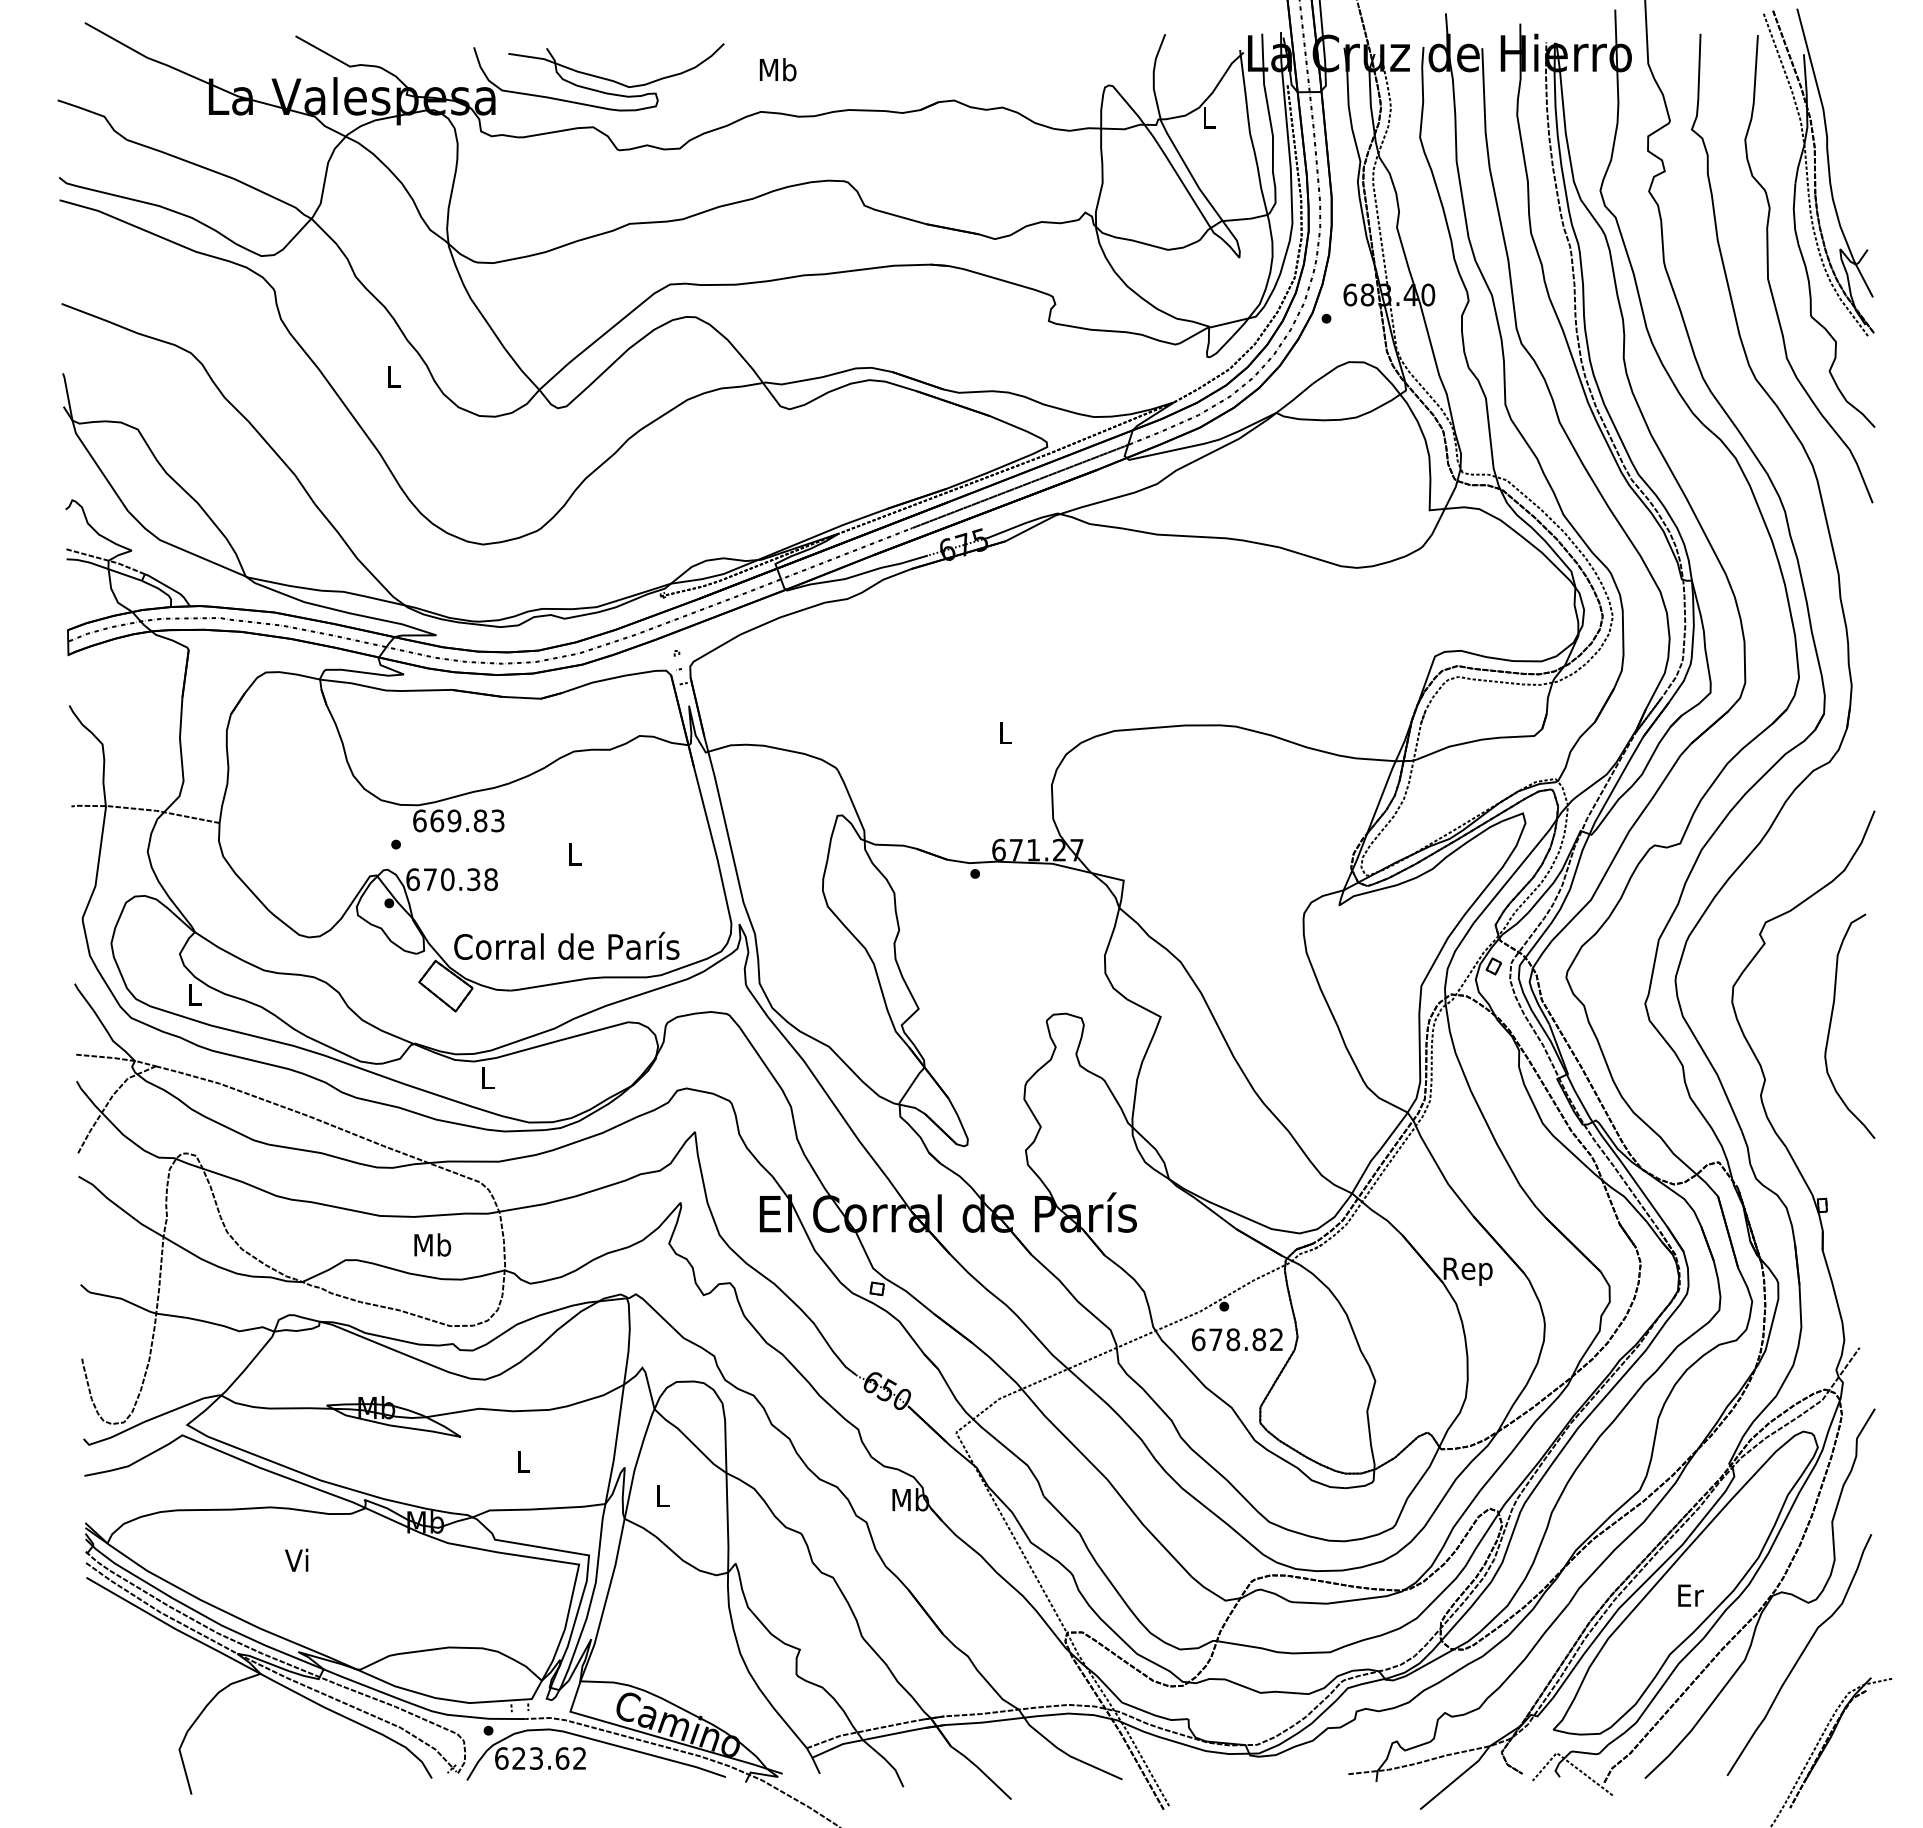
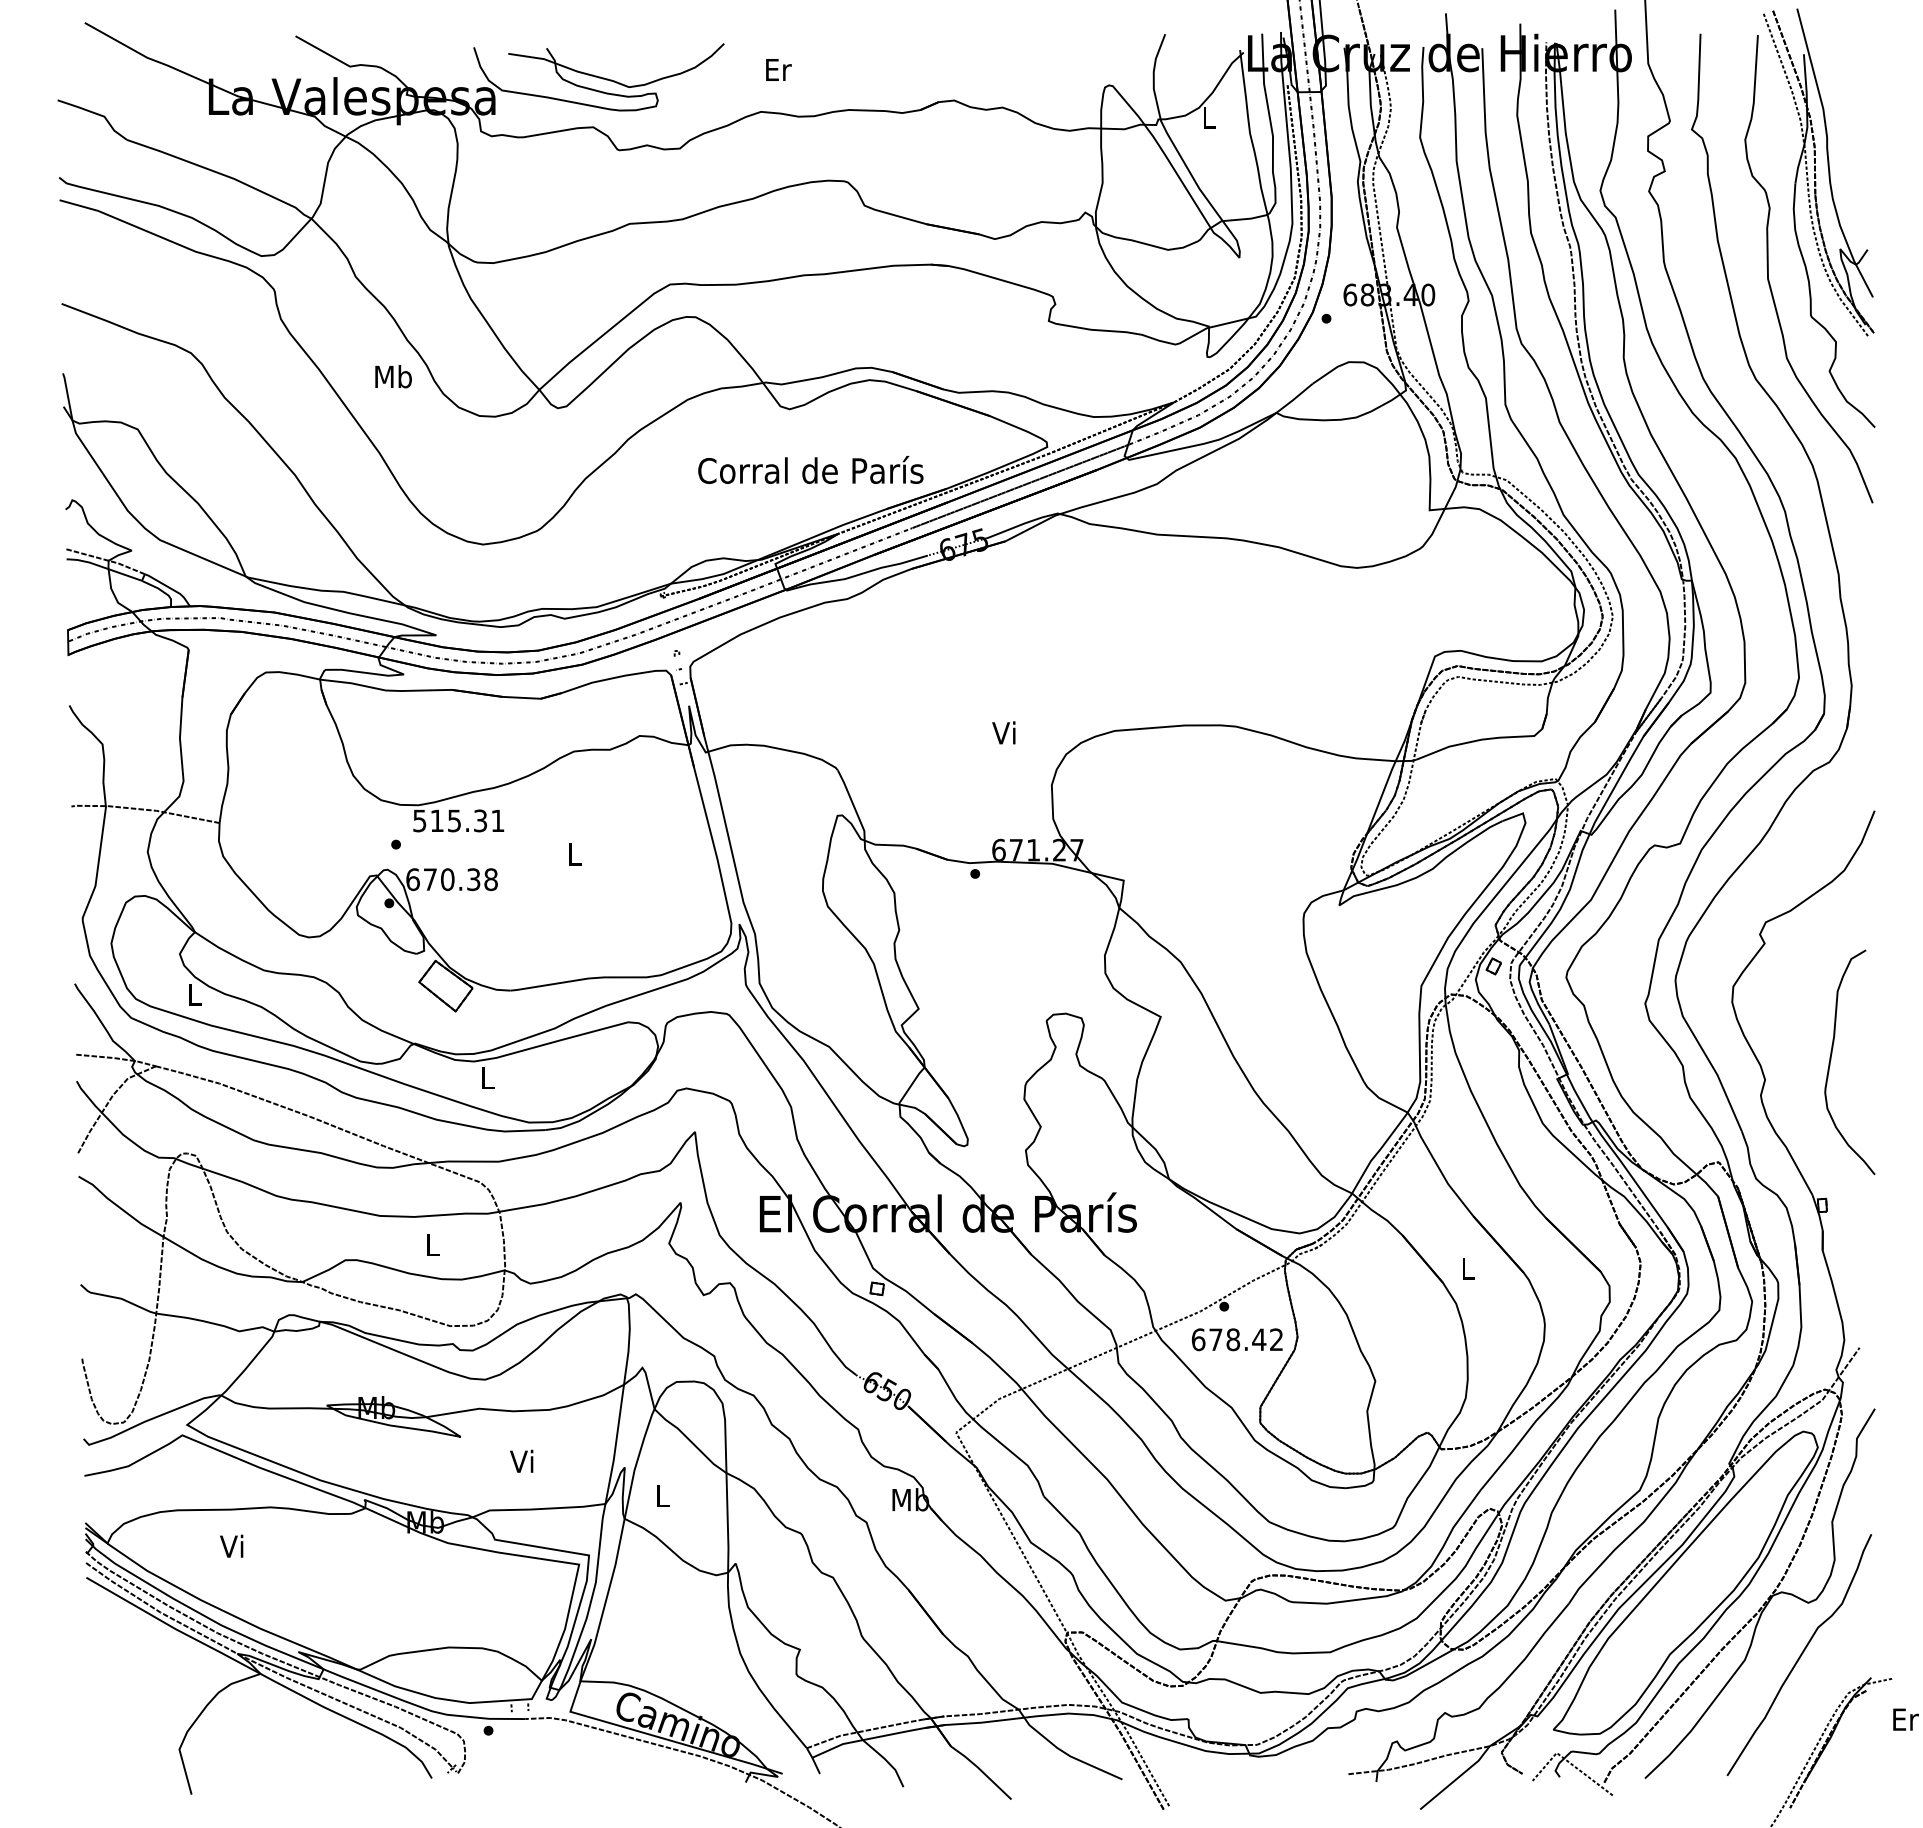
text: Mb -> Er (777, 69)
text: L -> Mb (393, 376)
text: L -> Vi (1003, 732)
text: 669.83 -> 515.31 (458, 820)
text position: (566, 945) -> (810, 469) (810, 469)
curve position: (1831, 1024) -> (1831, 1060) (1831, 1060)
text: Mb -> L (432, 1244)
text: Rep -> L (1467, 1271)
text: 678.82 -> 678.42 (1259, 1339)
text: L -> Vi (521, 1460)
text position: (296, 1559) -> (231, 1545) (231, 1545)
text position: (1690, 1595) -> (1905, 1719) (1905, 1719)
part: present -> none (585, 1754)
